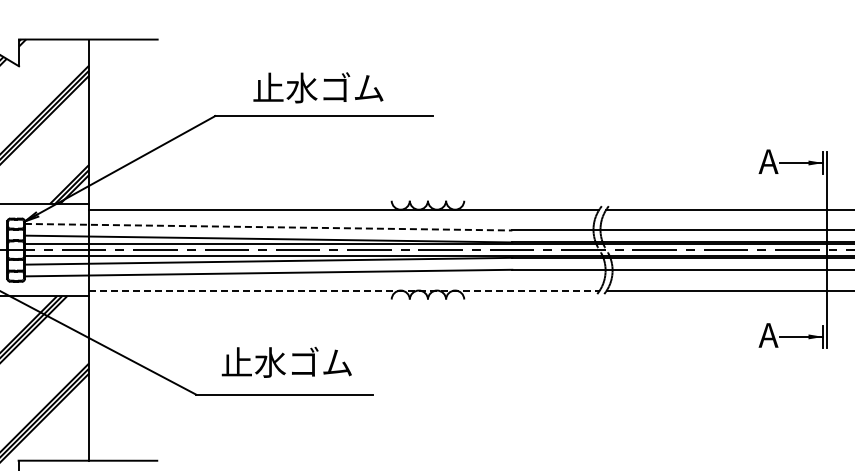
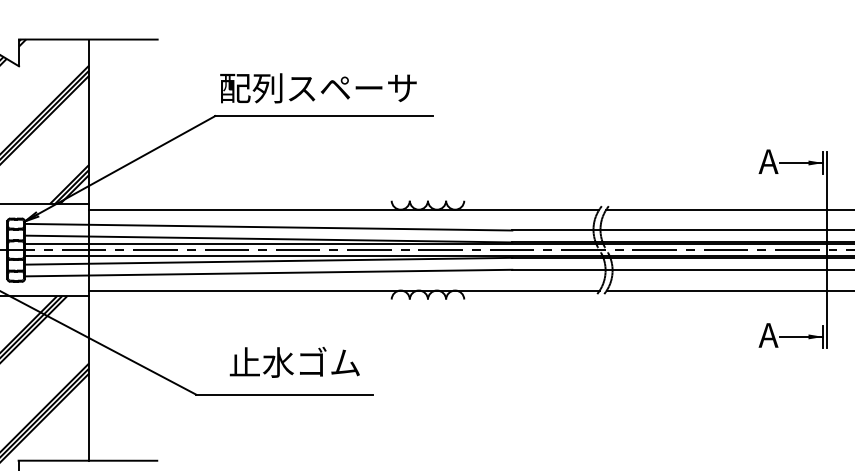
text: 止水ゴム -> 配列スペーサ (318, 87)
line: dashed -> solid (268, 227)
line: dashed -> solid (344, 290)
text position: (286, 362) -> (294, 362) (294, 362)
